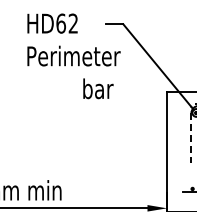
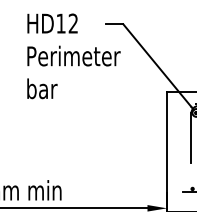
text: HD62 -> HD12 (61, 23)
text position: (98, 88) -> (42, 88) (42, 88)
line: dashed -> solid (191, 137)
